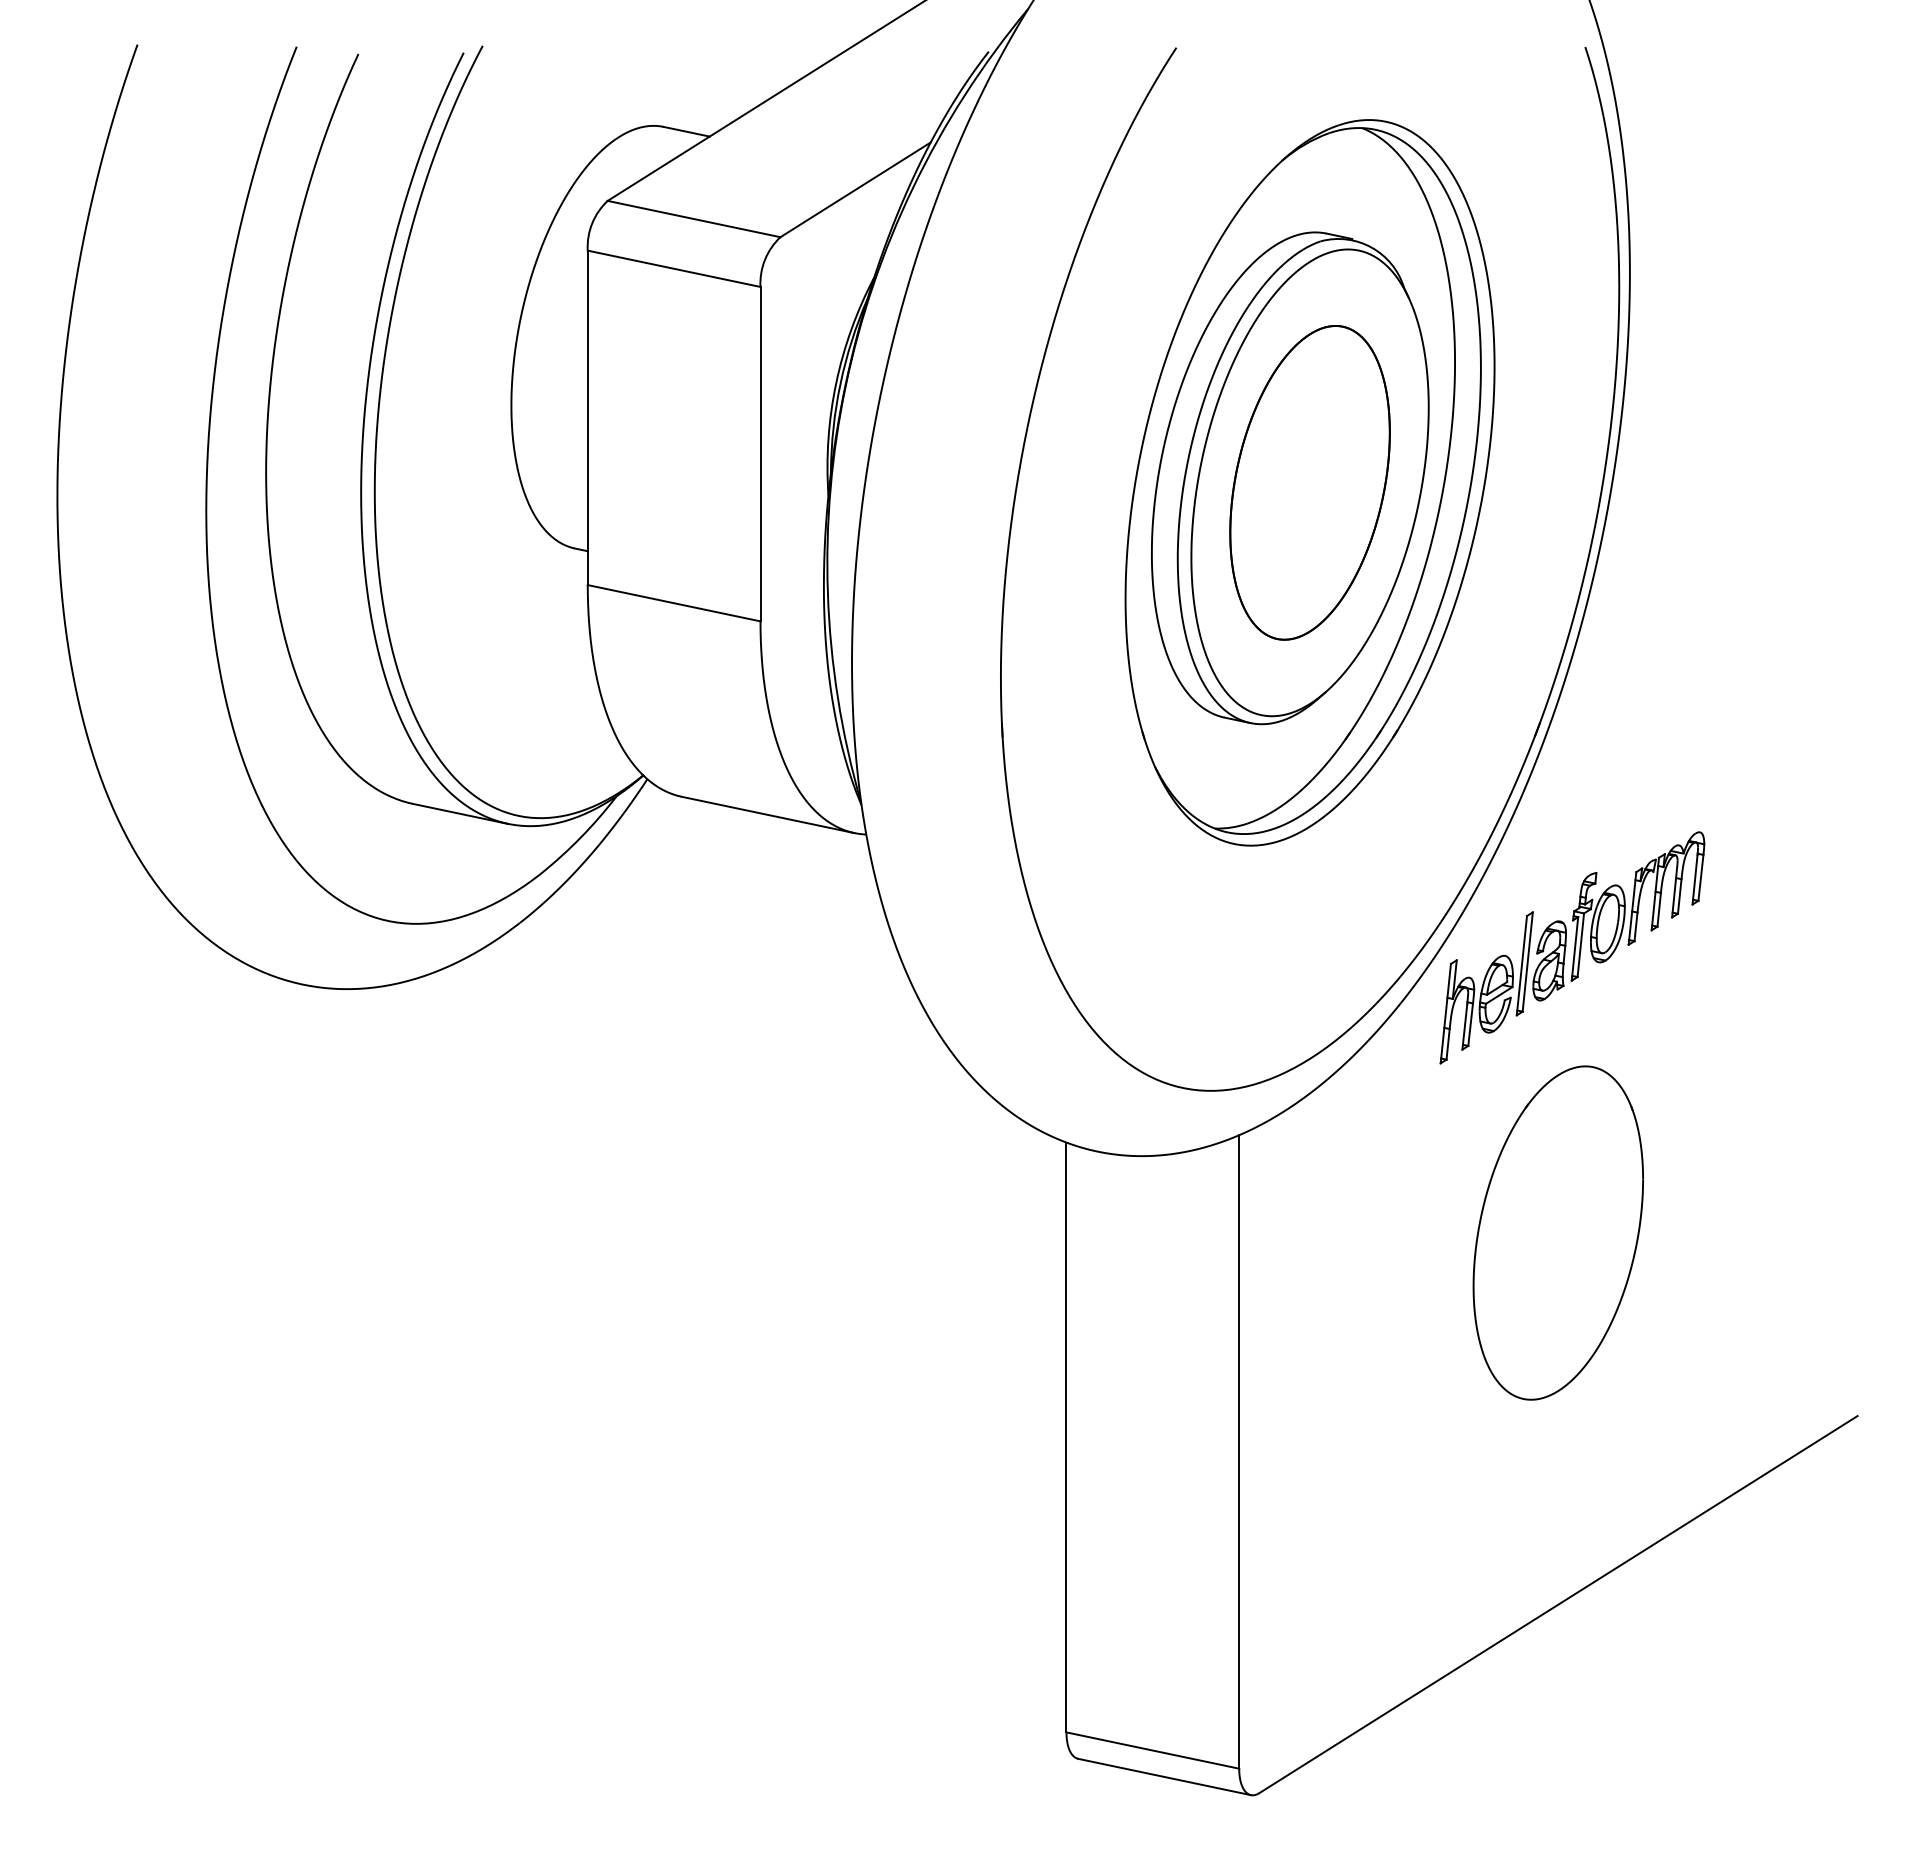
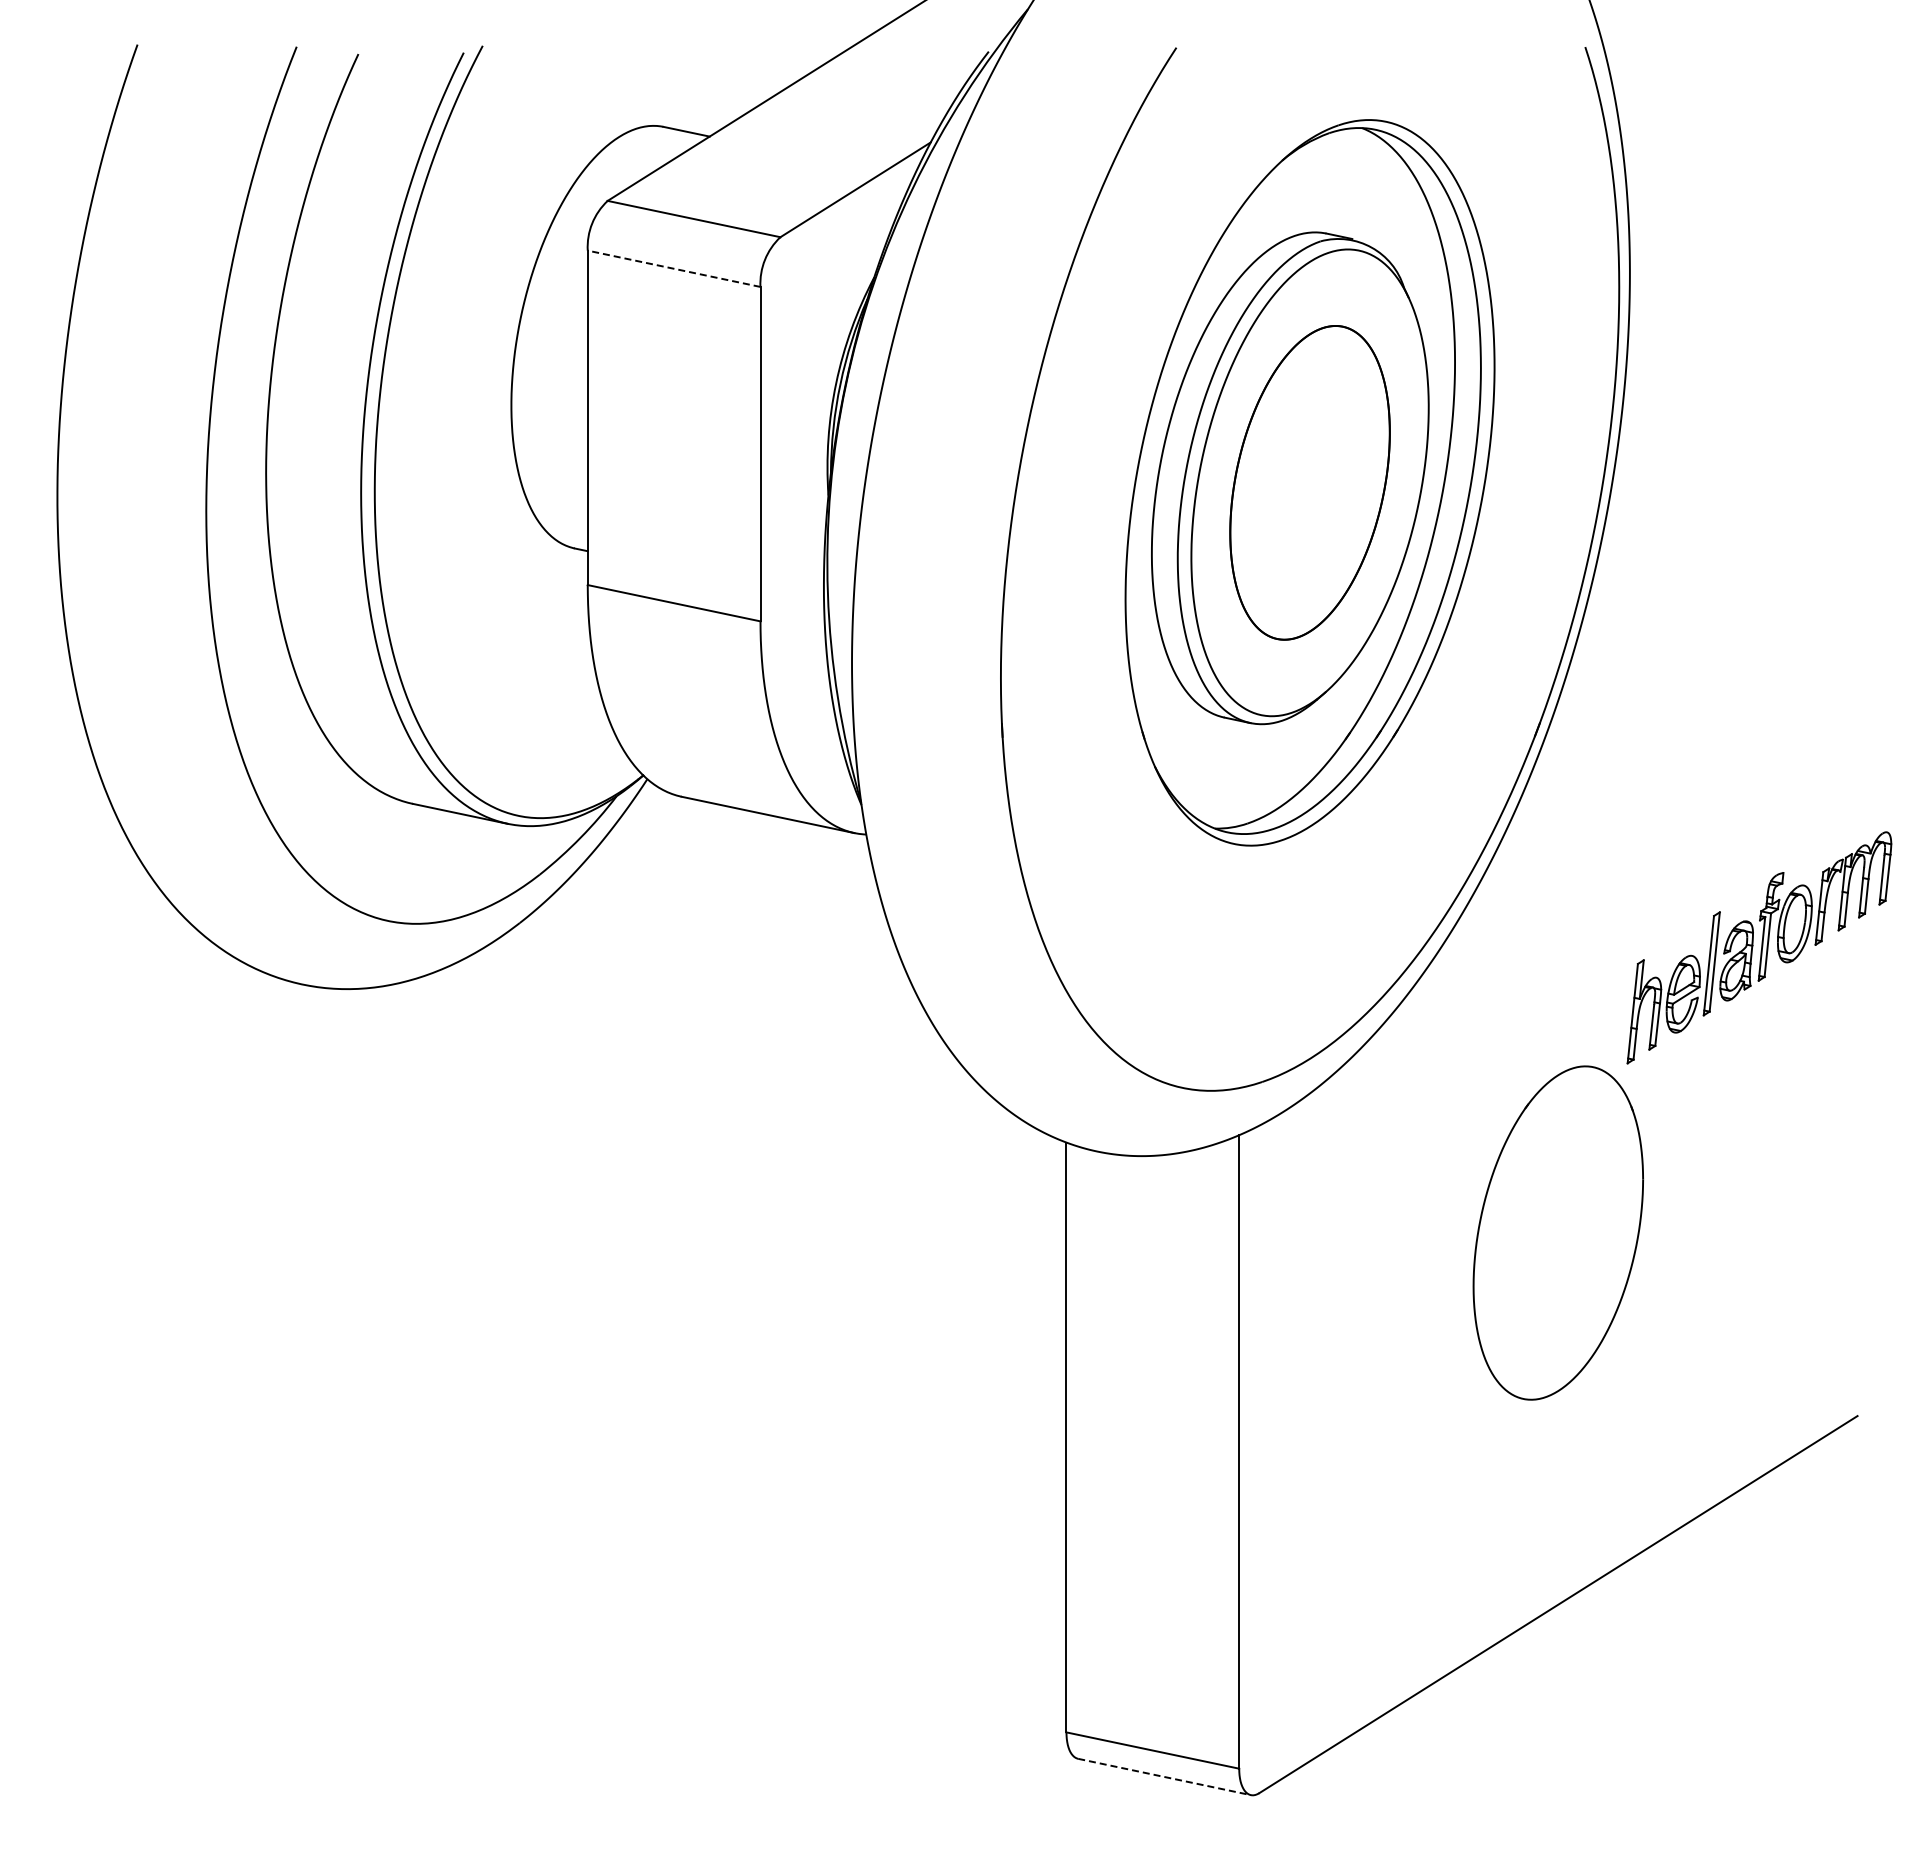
line: solid -> dashed (673, 268)
part position: (1572, 947) -> (1759, 947) (1759, 947)
line: solid -> dashed (1165, 1777)
